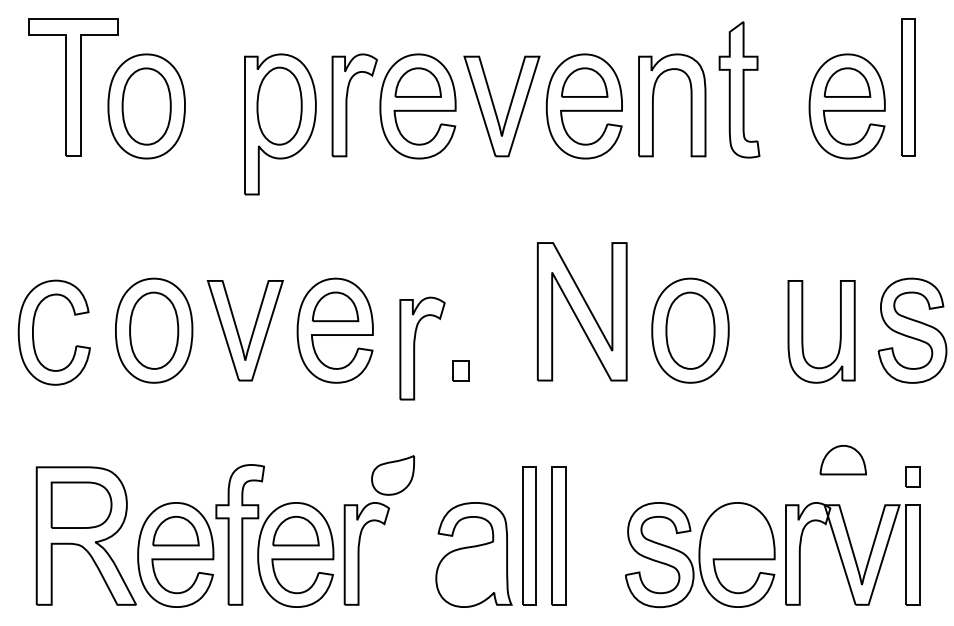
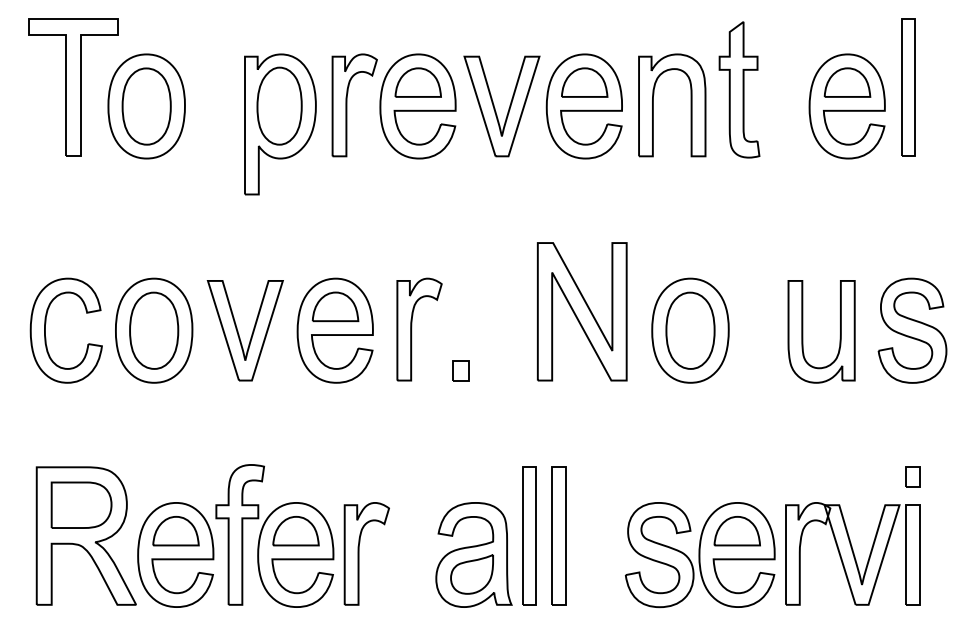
part position: (33, 332) -> (45, 330) (45, 330)
part position: (415, 348) -> (412, 329) (412, 329)
part position: (842, 460) -> (736, 531) (736, 531)
part position: (392, 475) -> (471, 574) (471, 574)
